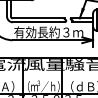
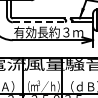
line: solid -> dashed (39, 22)
